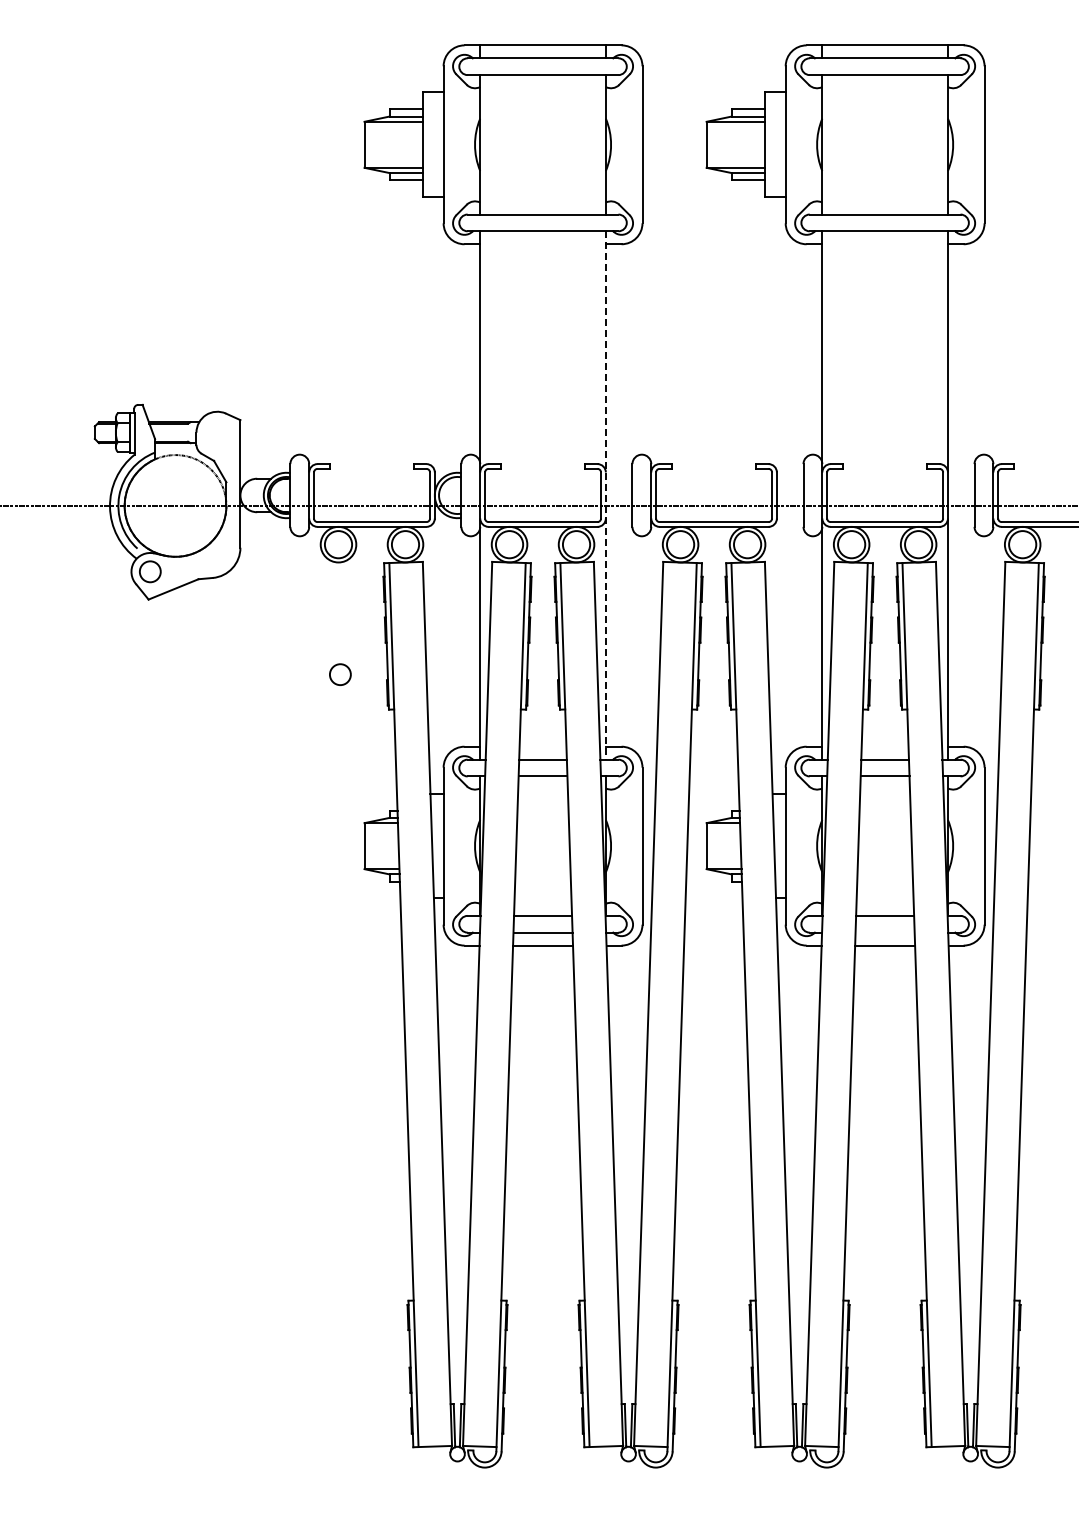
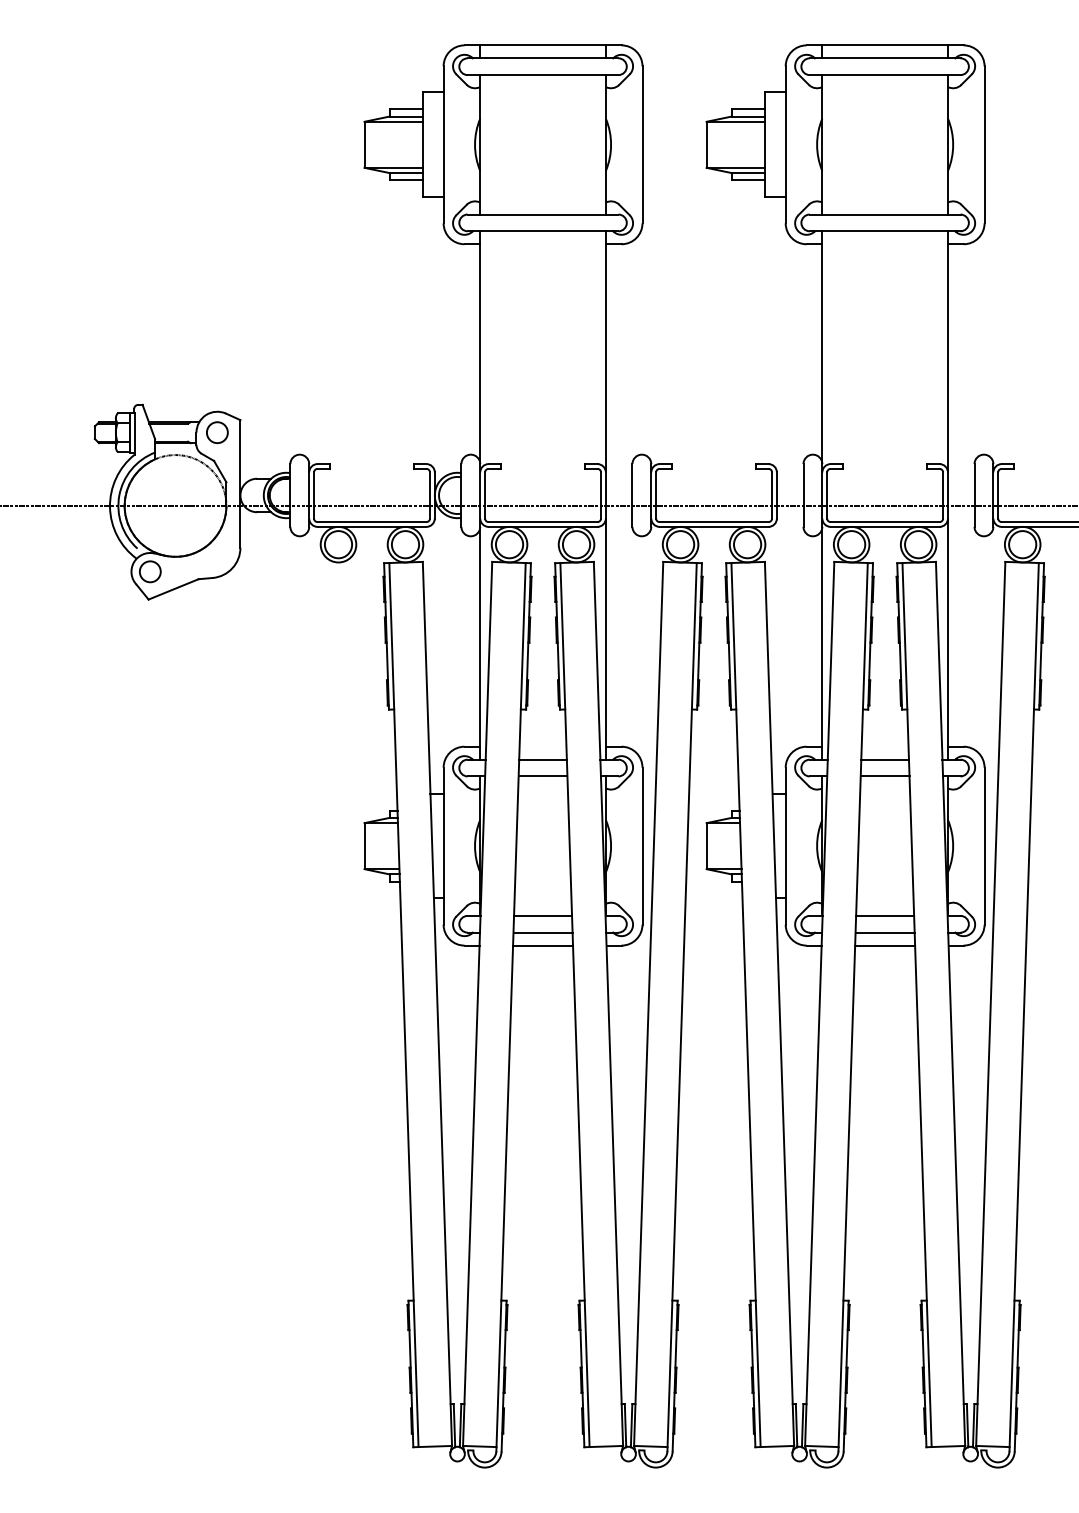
line: dashed -> solid (605, 495)
circle position: (340, 674) -> (217, 432) (217, 432)
line: none -> present (884, 932)
